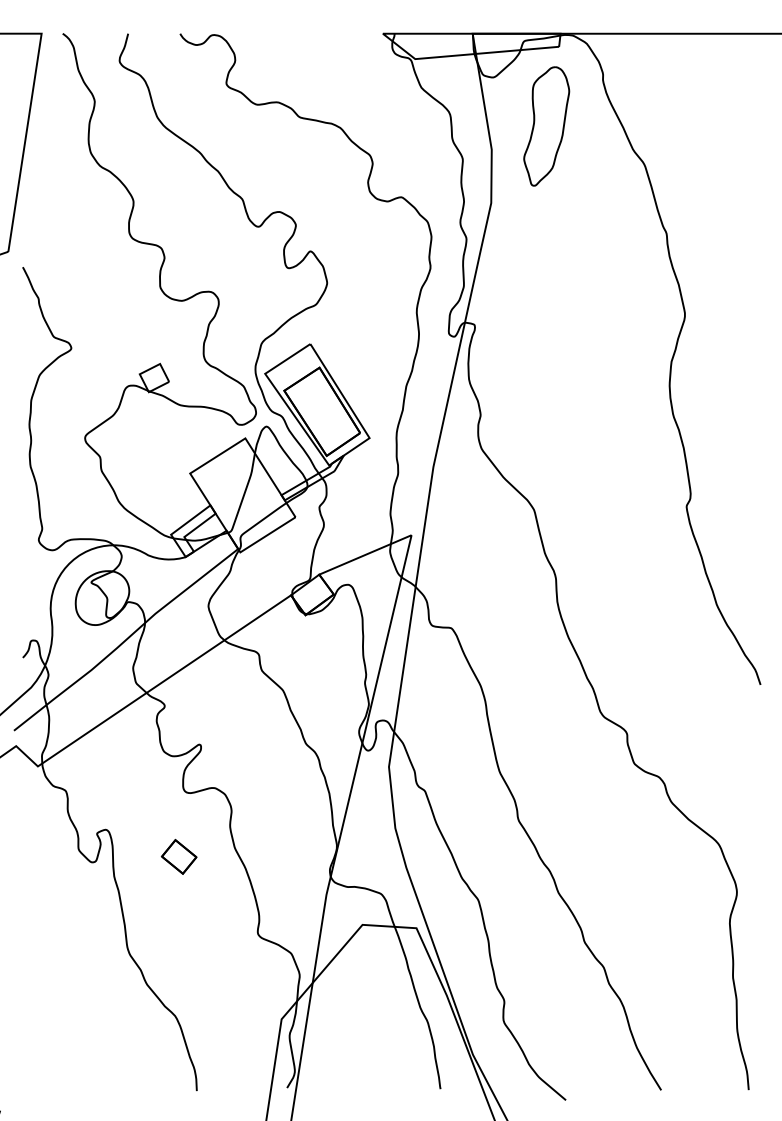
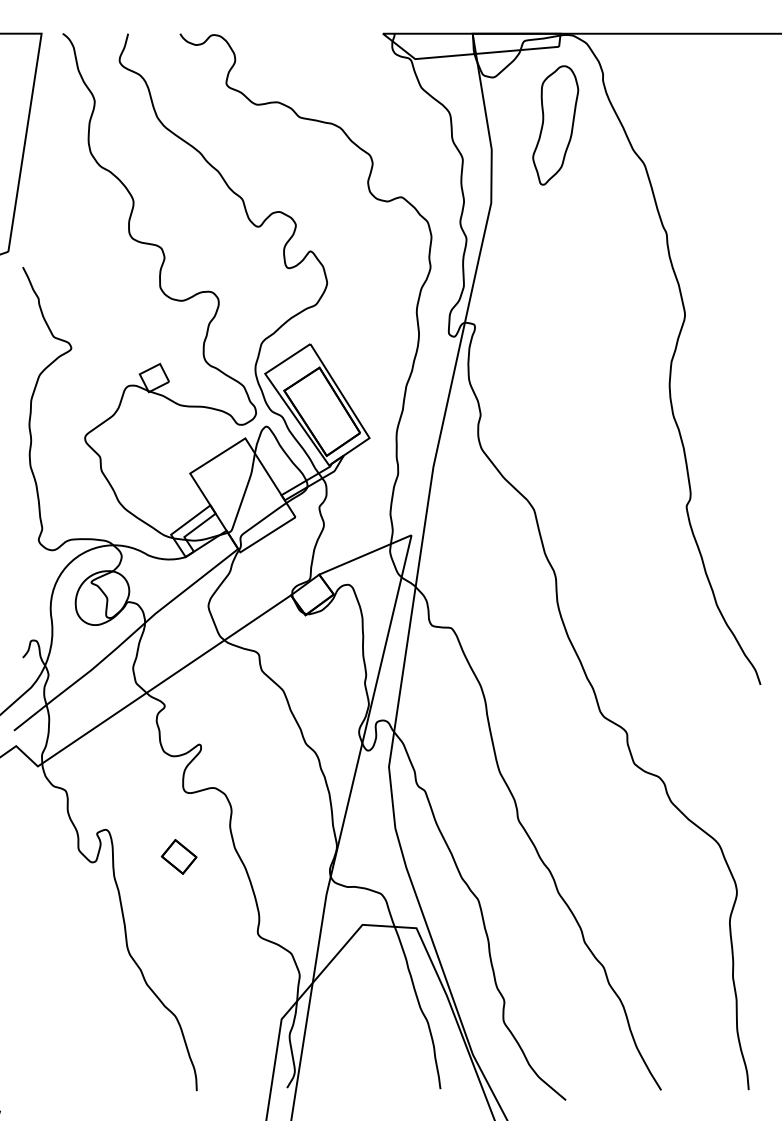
part position: (546, 126) -> (555, 125) (555, 125)
